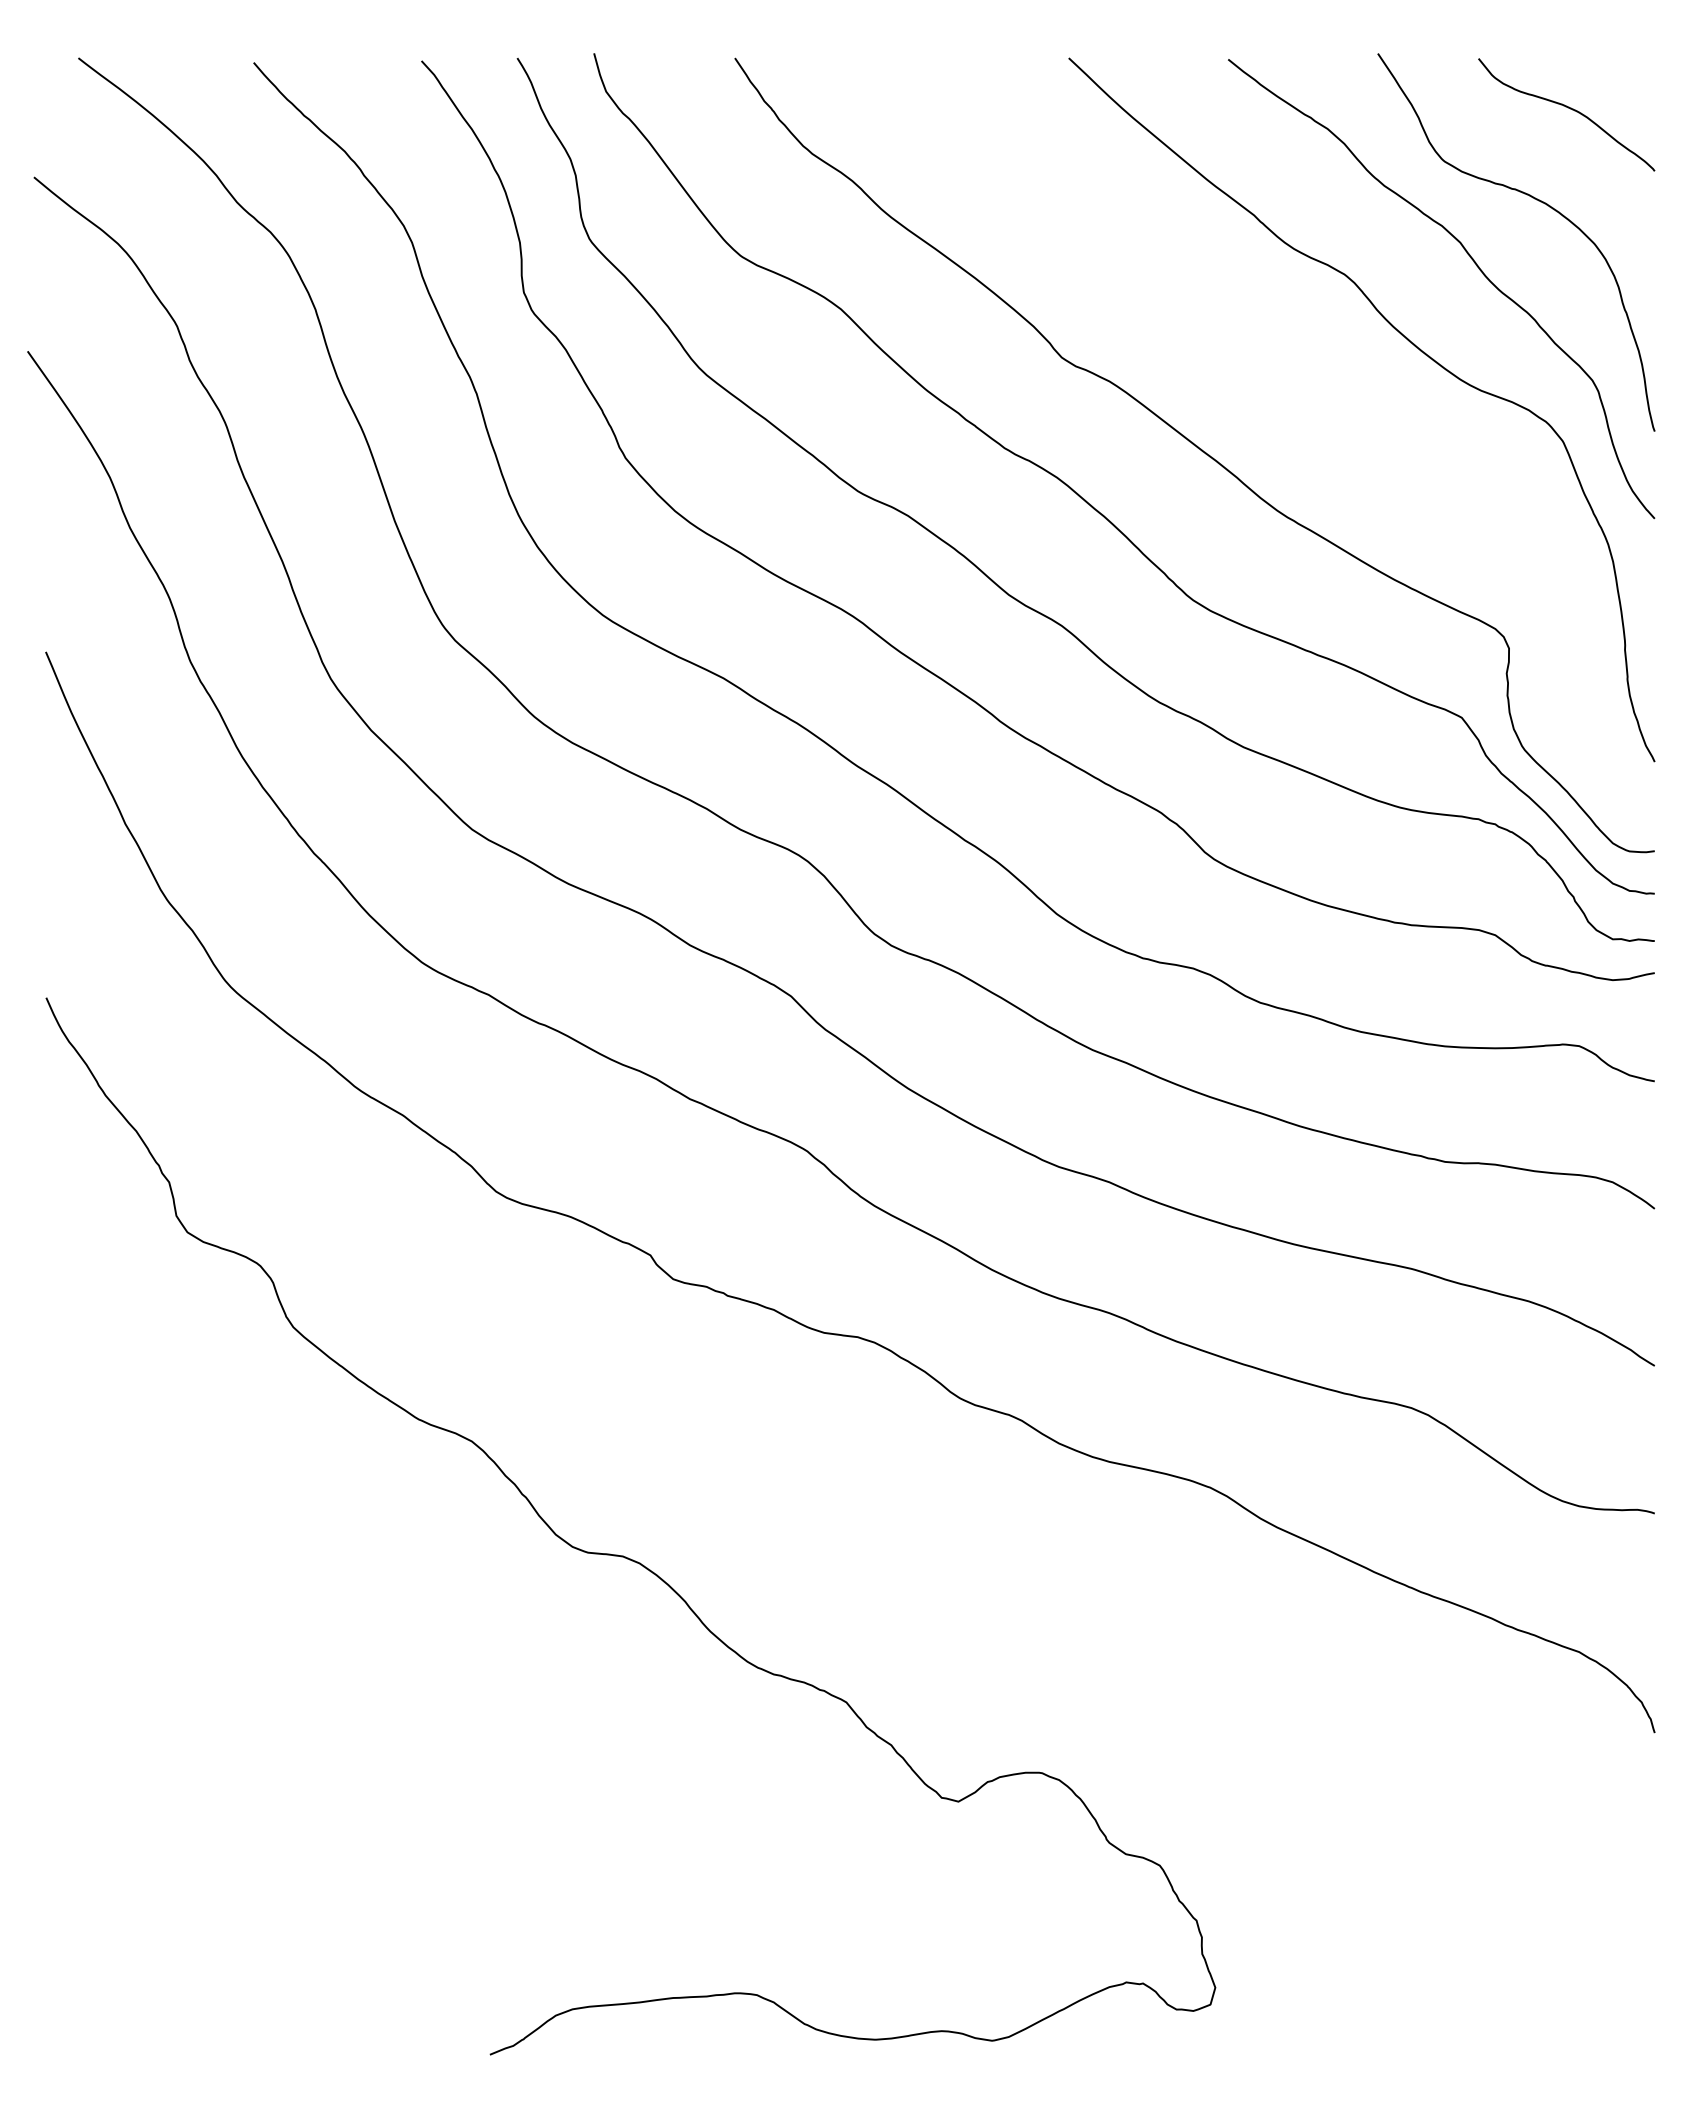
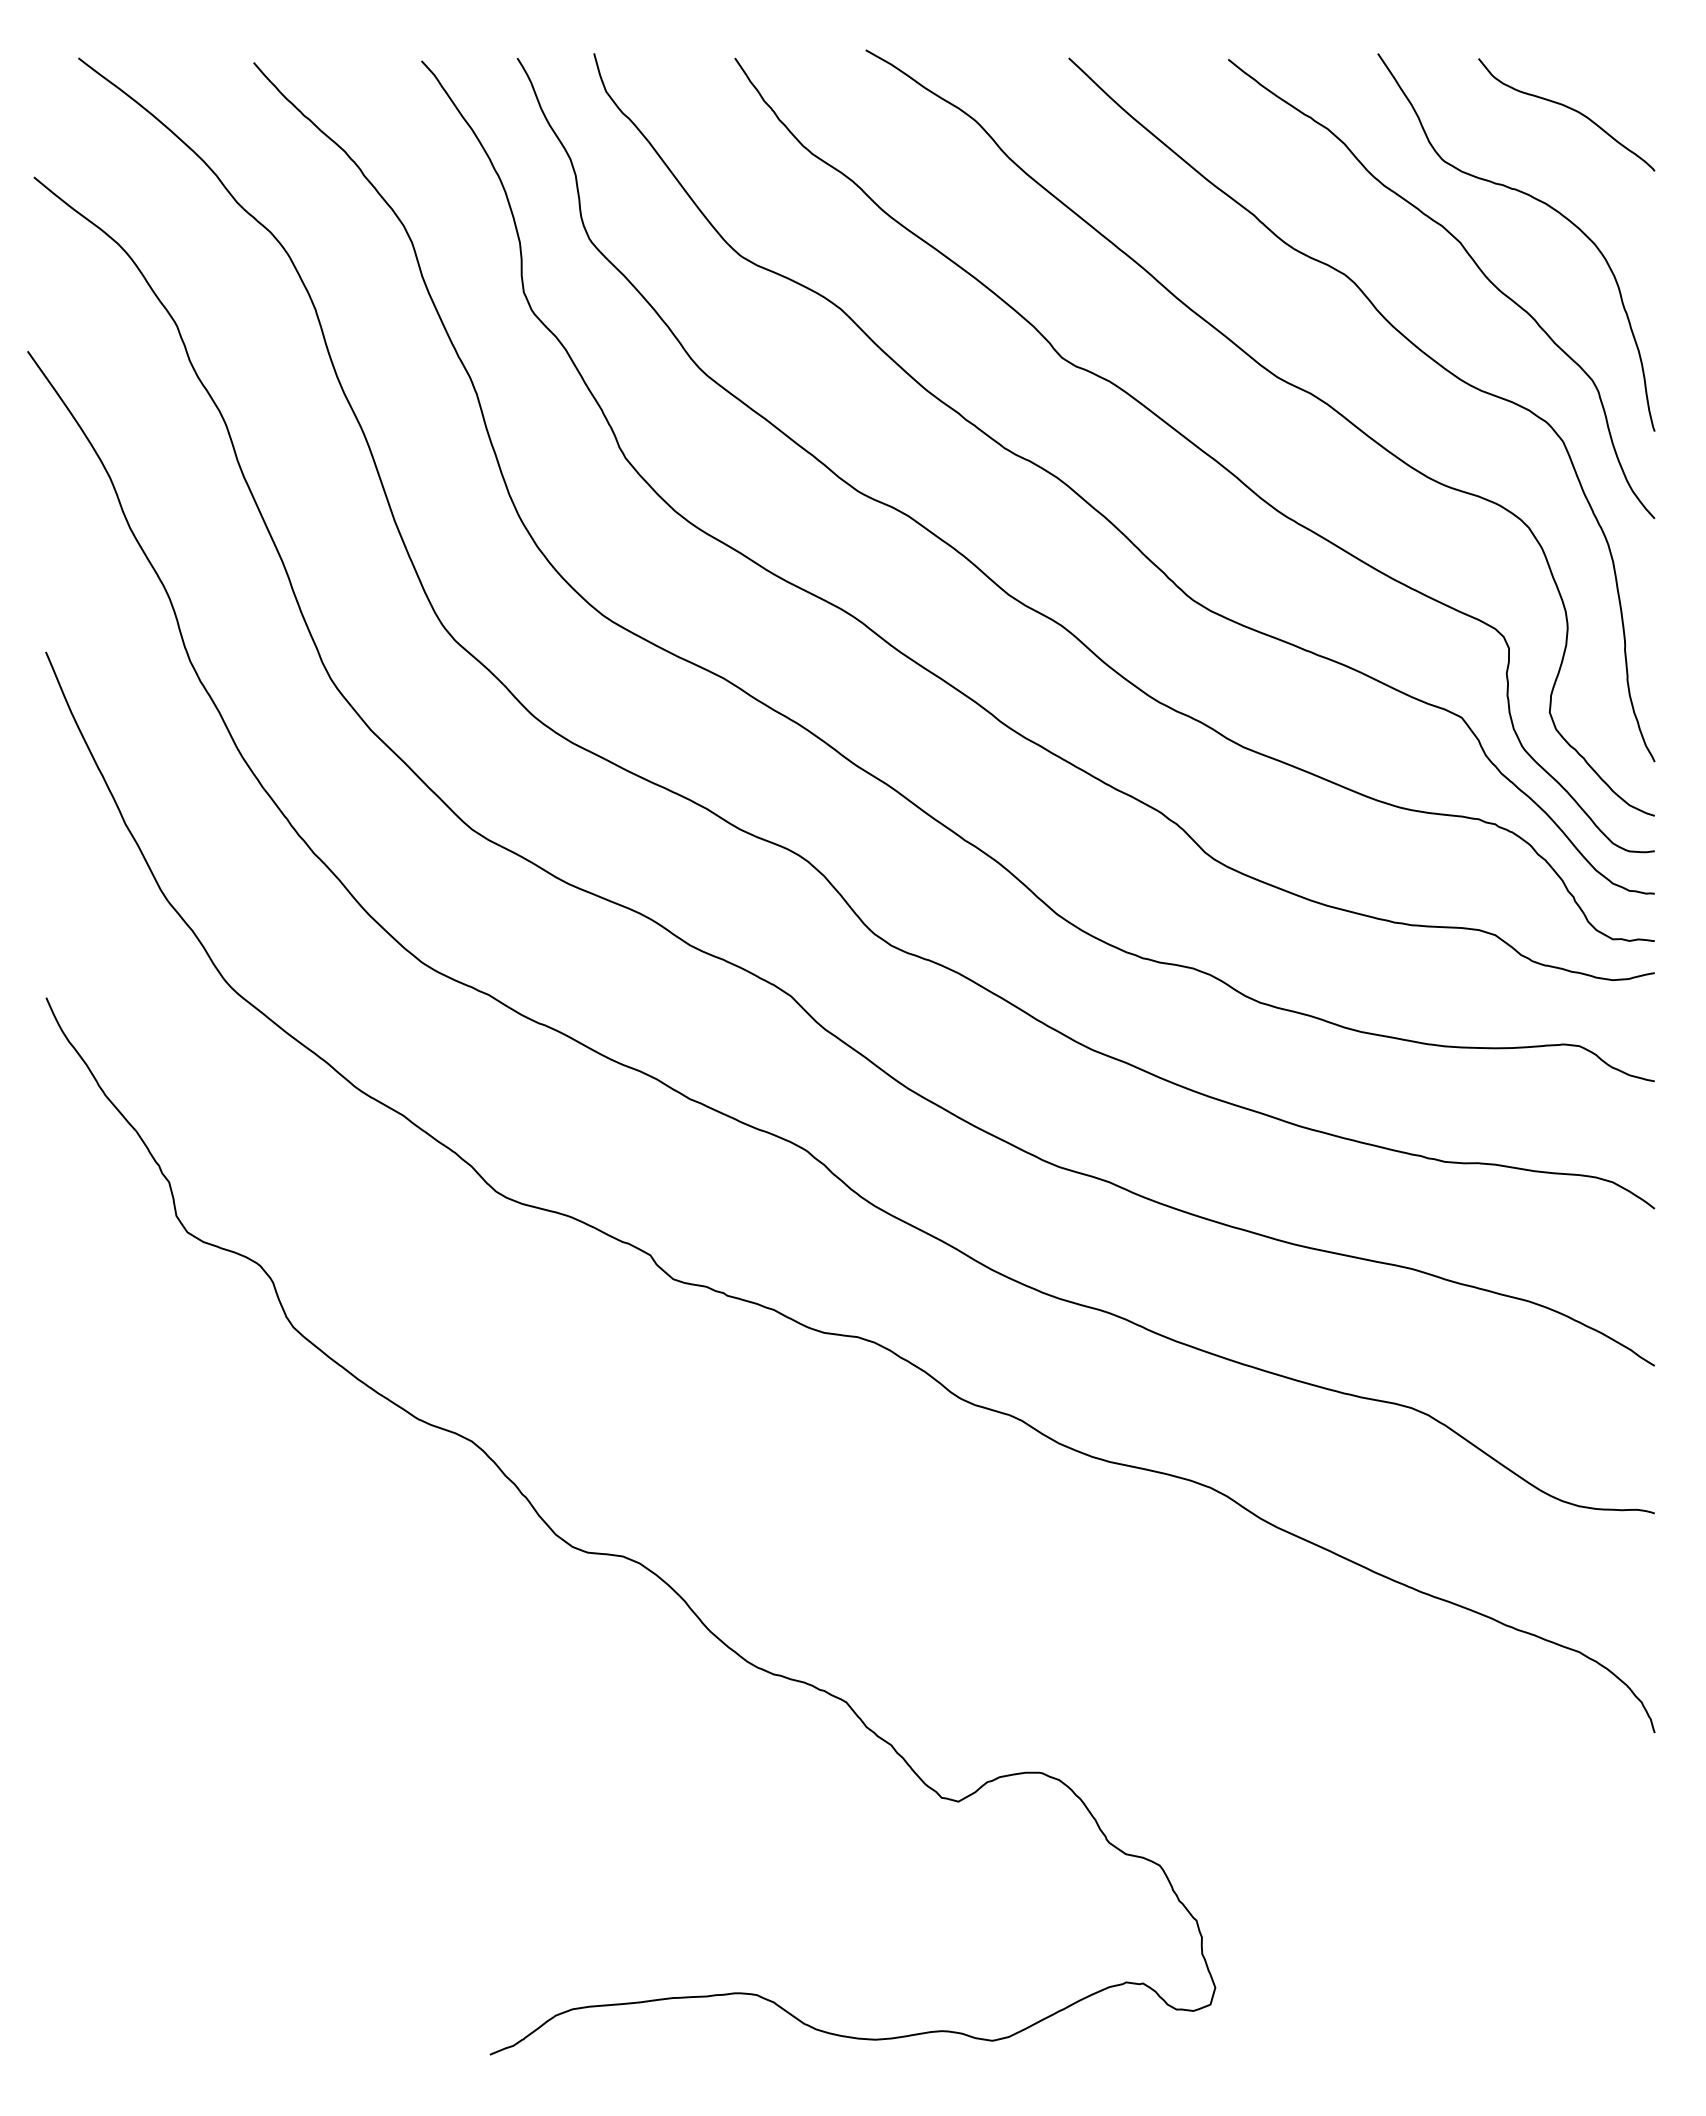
curve: none -> present (1284, 382)
